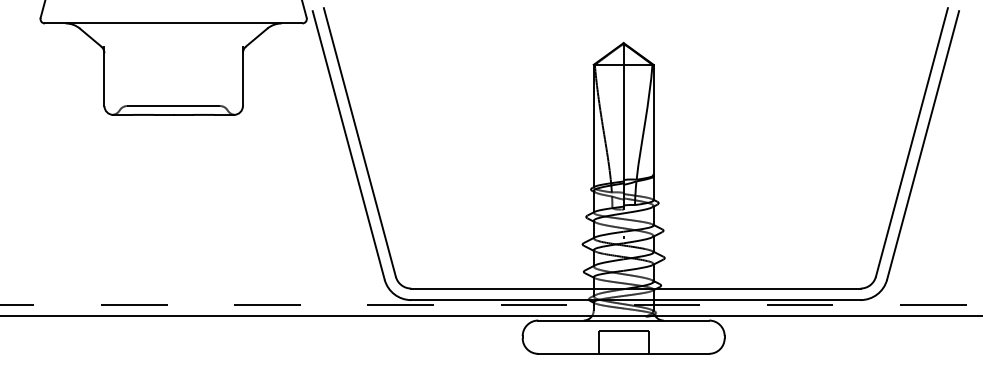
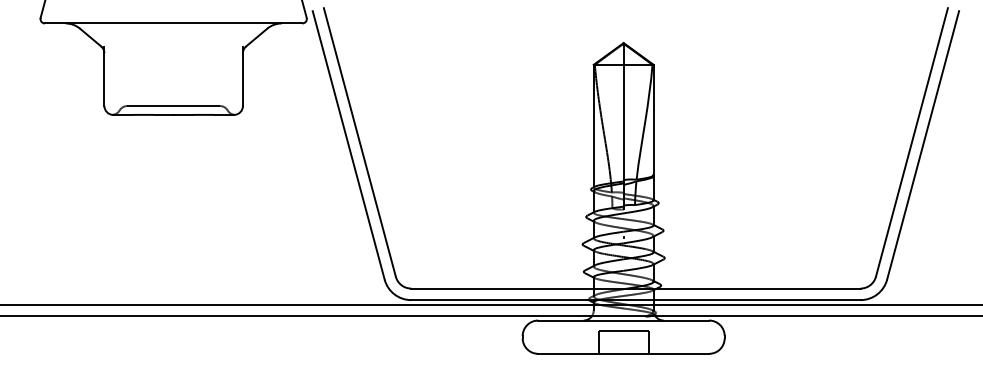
line: dashed -> solid (491, 304)
